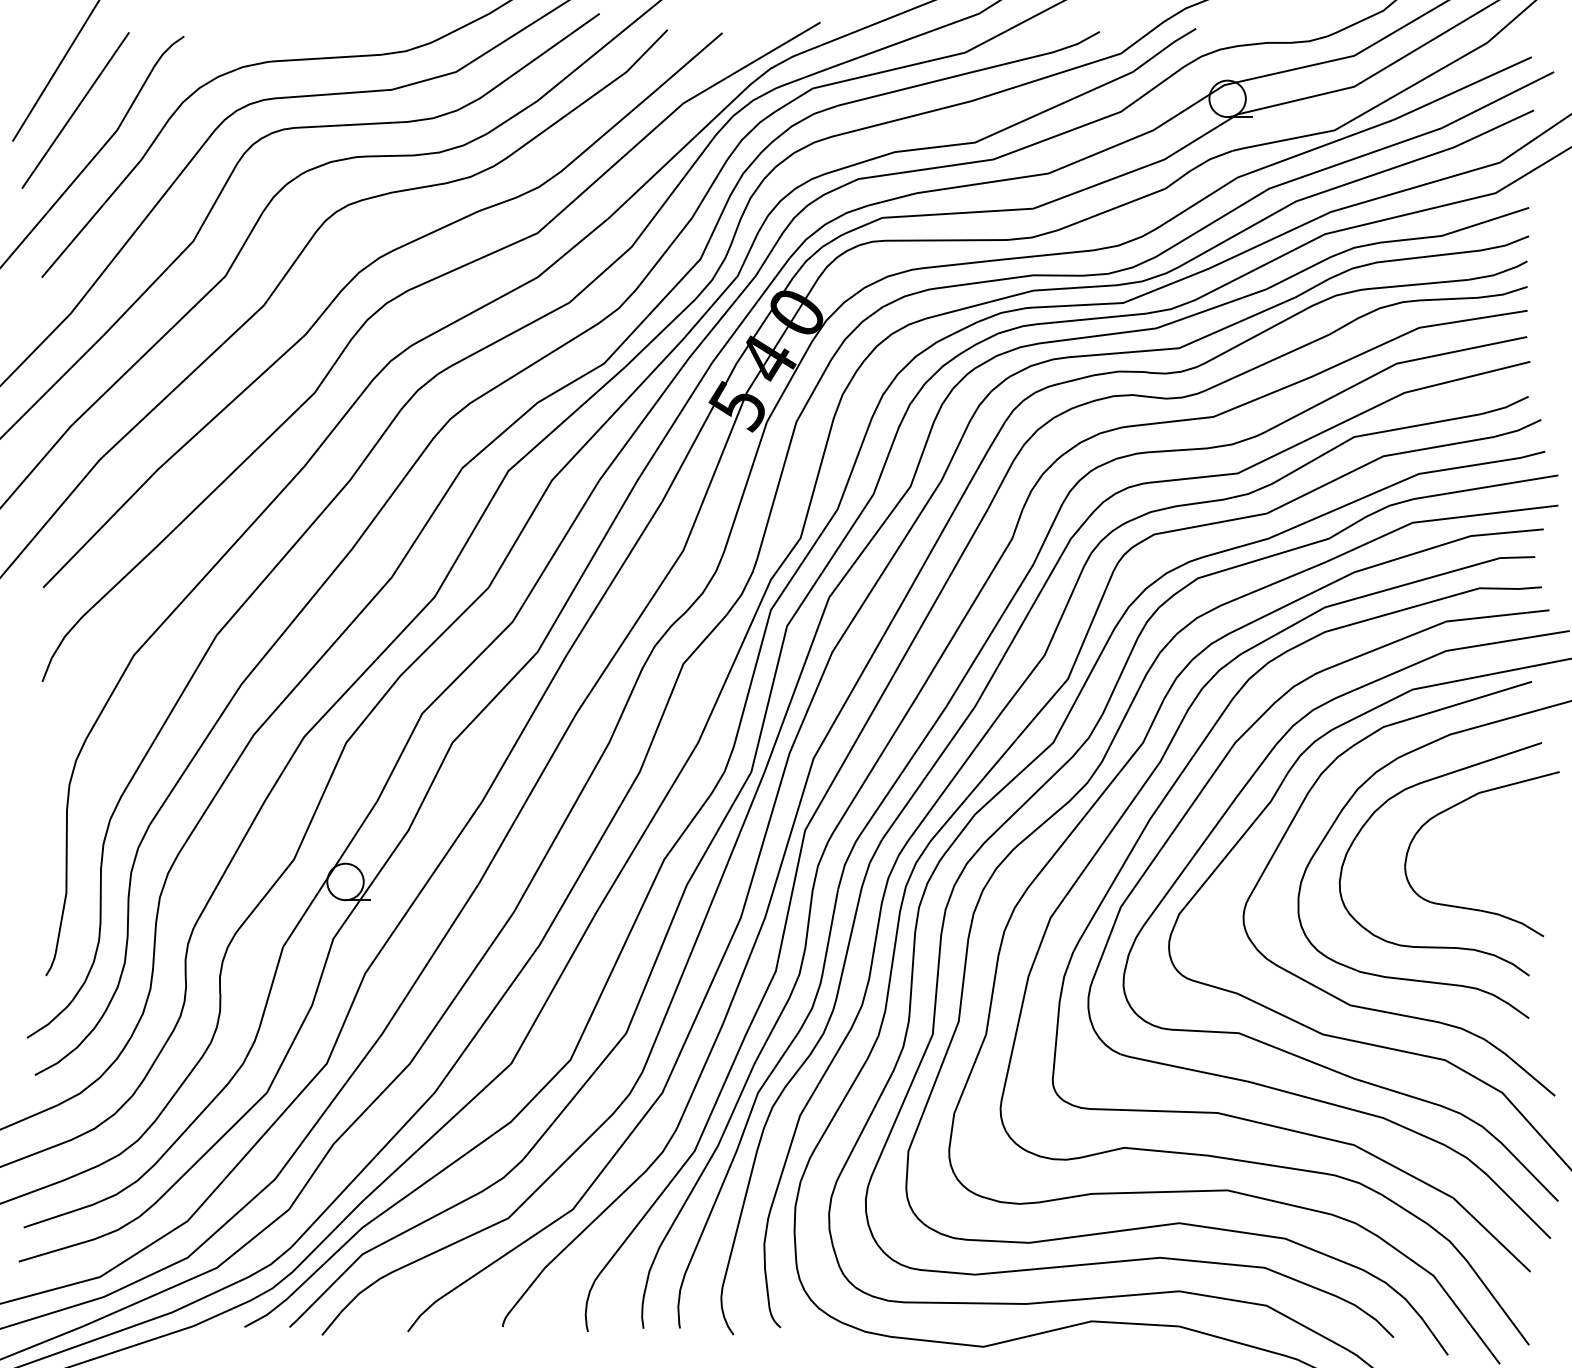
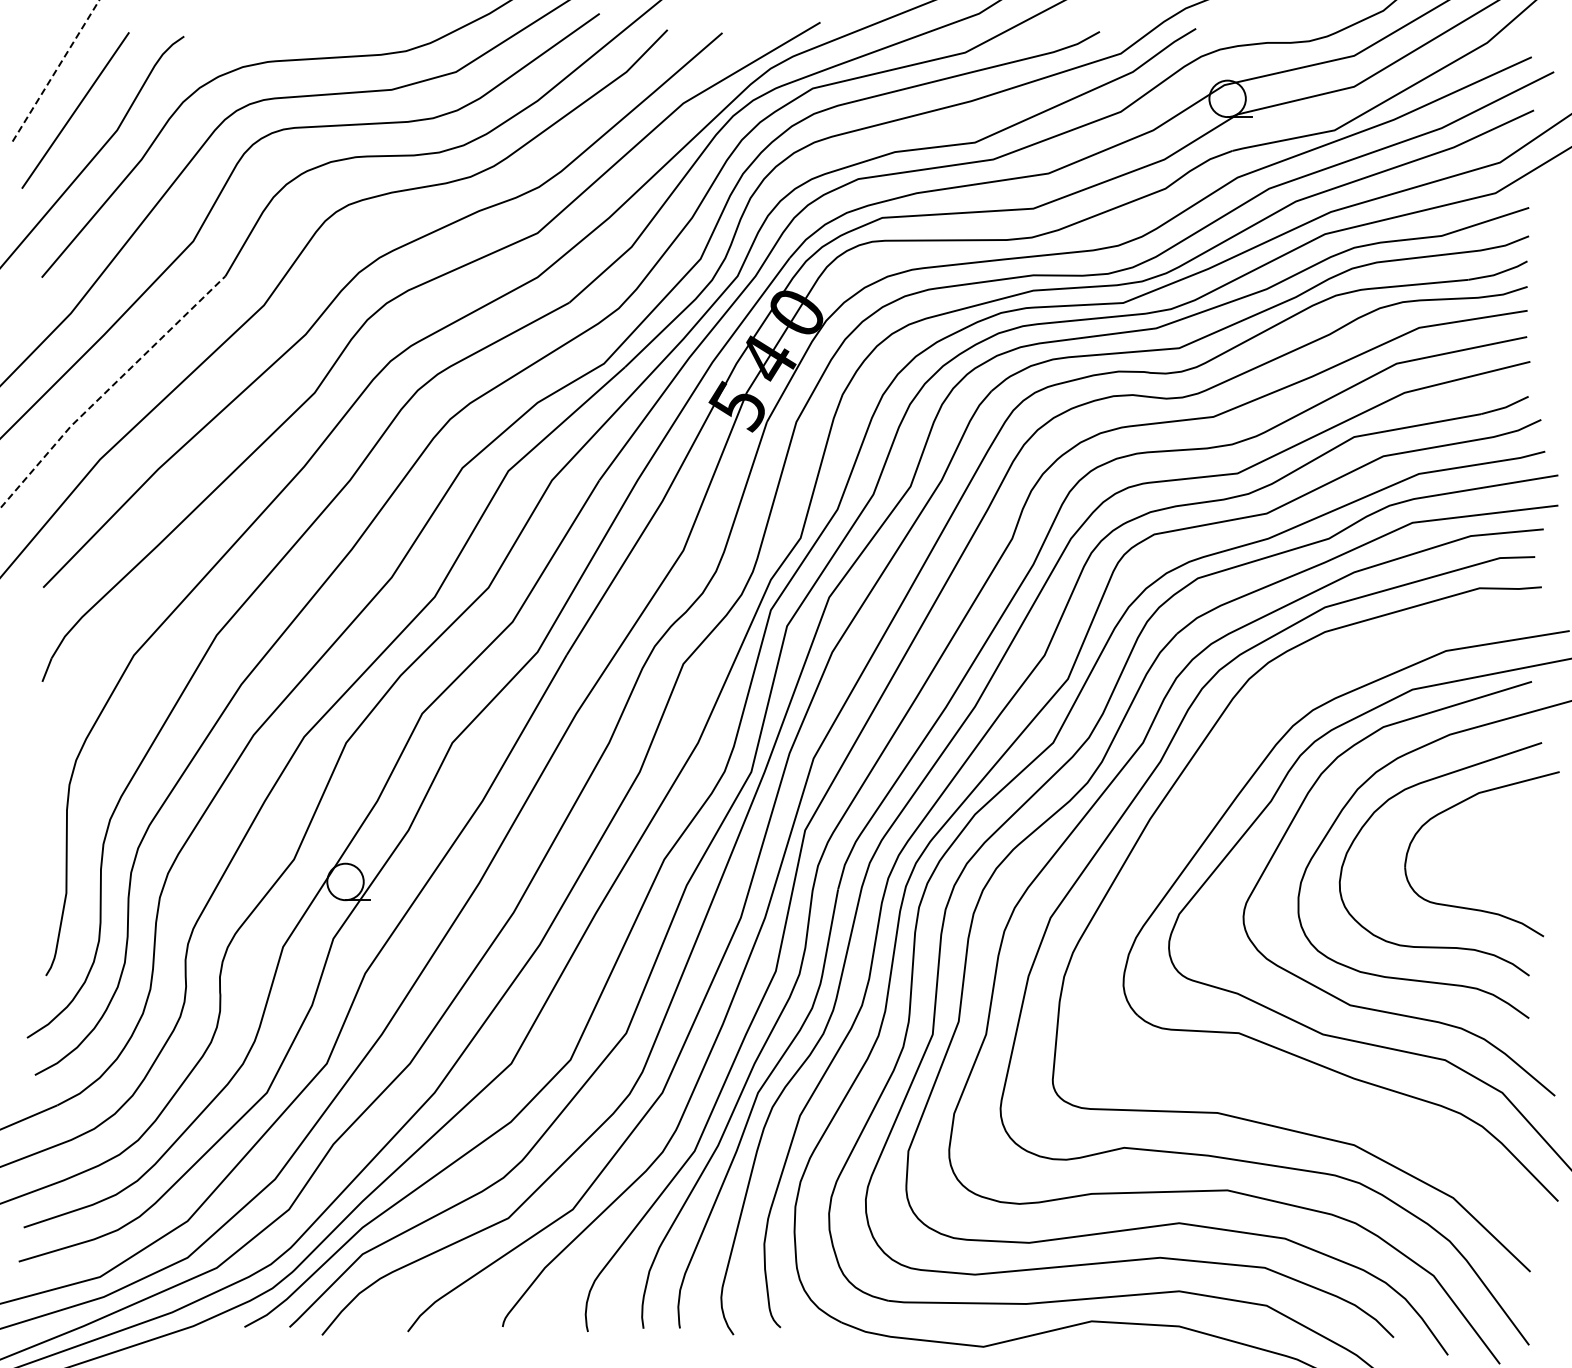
line: solid -> dashed (55, 71)
line: solid -> dashed (108, 389)
part: present -> none (1278, 1088)
